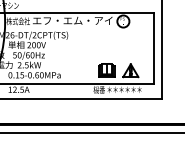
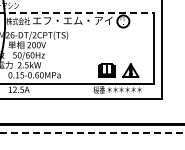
line: solid -> dashed (77, 13)
line: solid -> dashed (92, 132)
